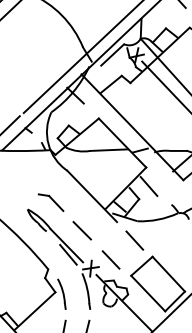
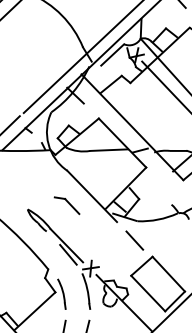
line: present -> none (148, 186)
part position: (50, 202) -> (66, 205) (66, 205)
line: present -> none (81, 230)
line: present -> none (110, 259)
